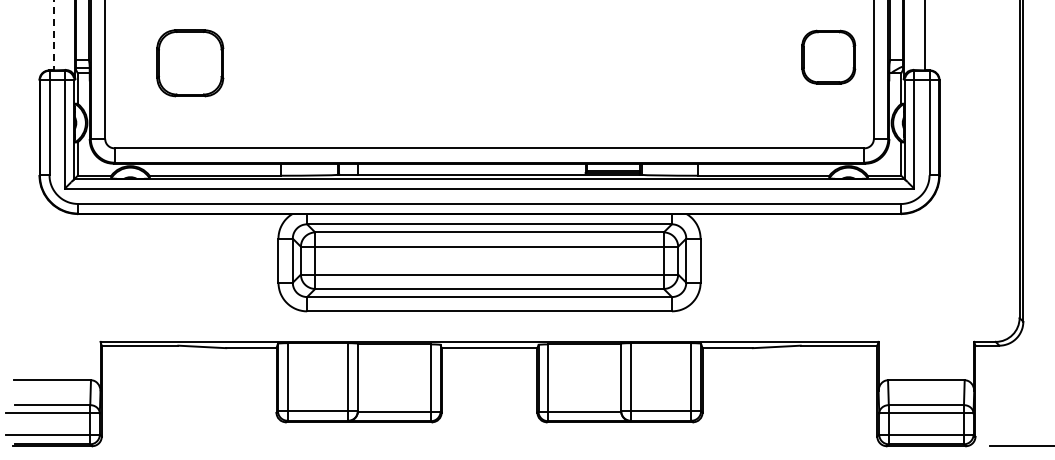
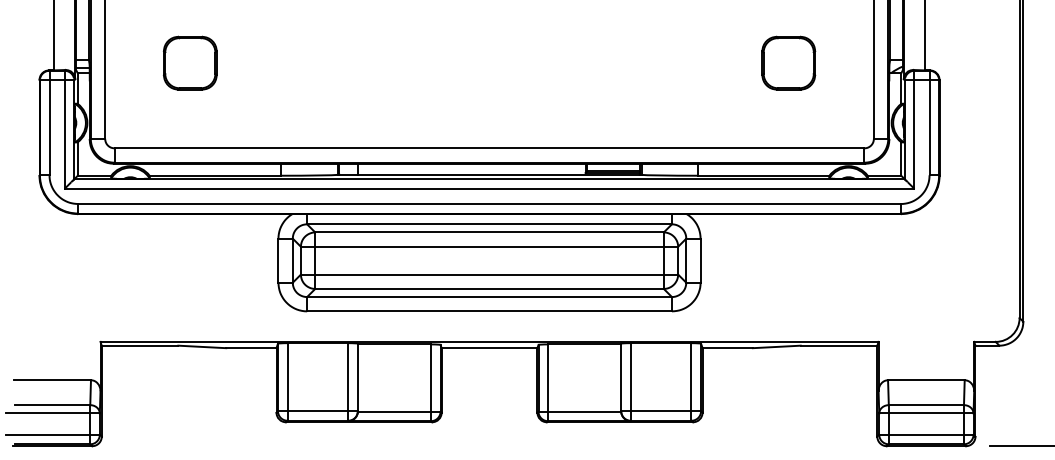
line: dashed -> solid (53, 35)
part position: (828, 56) -> (788, 62) (788, 62)
part size: 69x69 px -> 55x56 px (190, 62)
